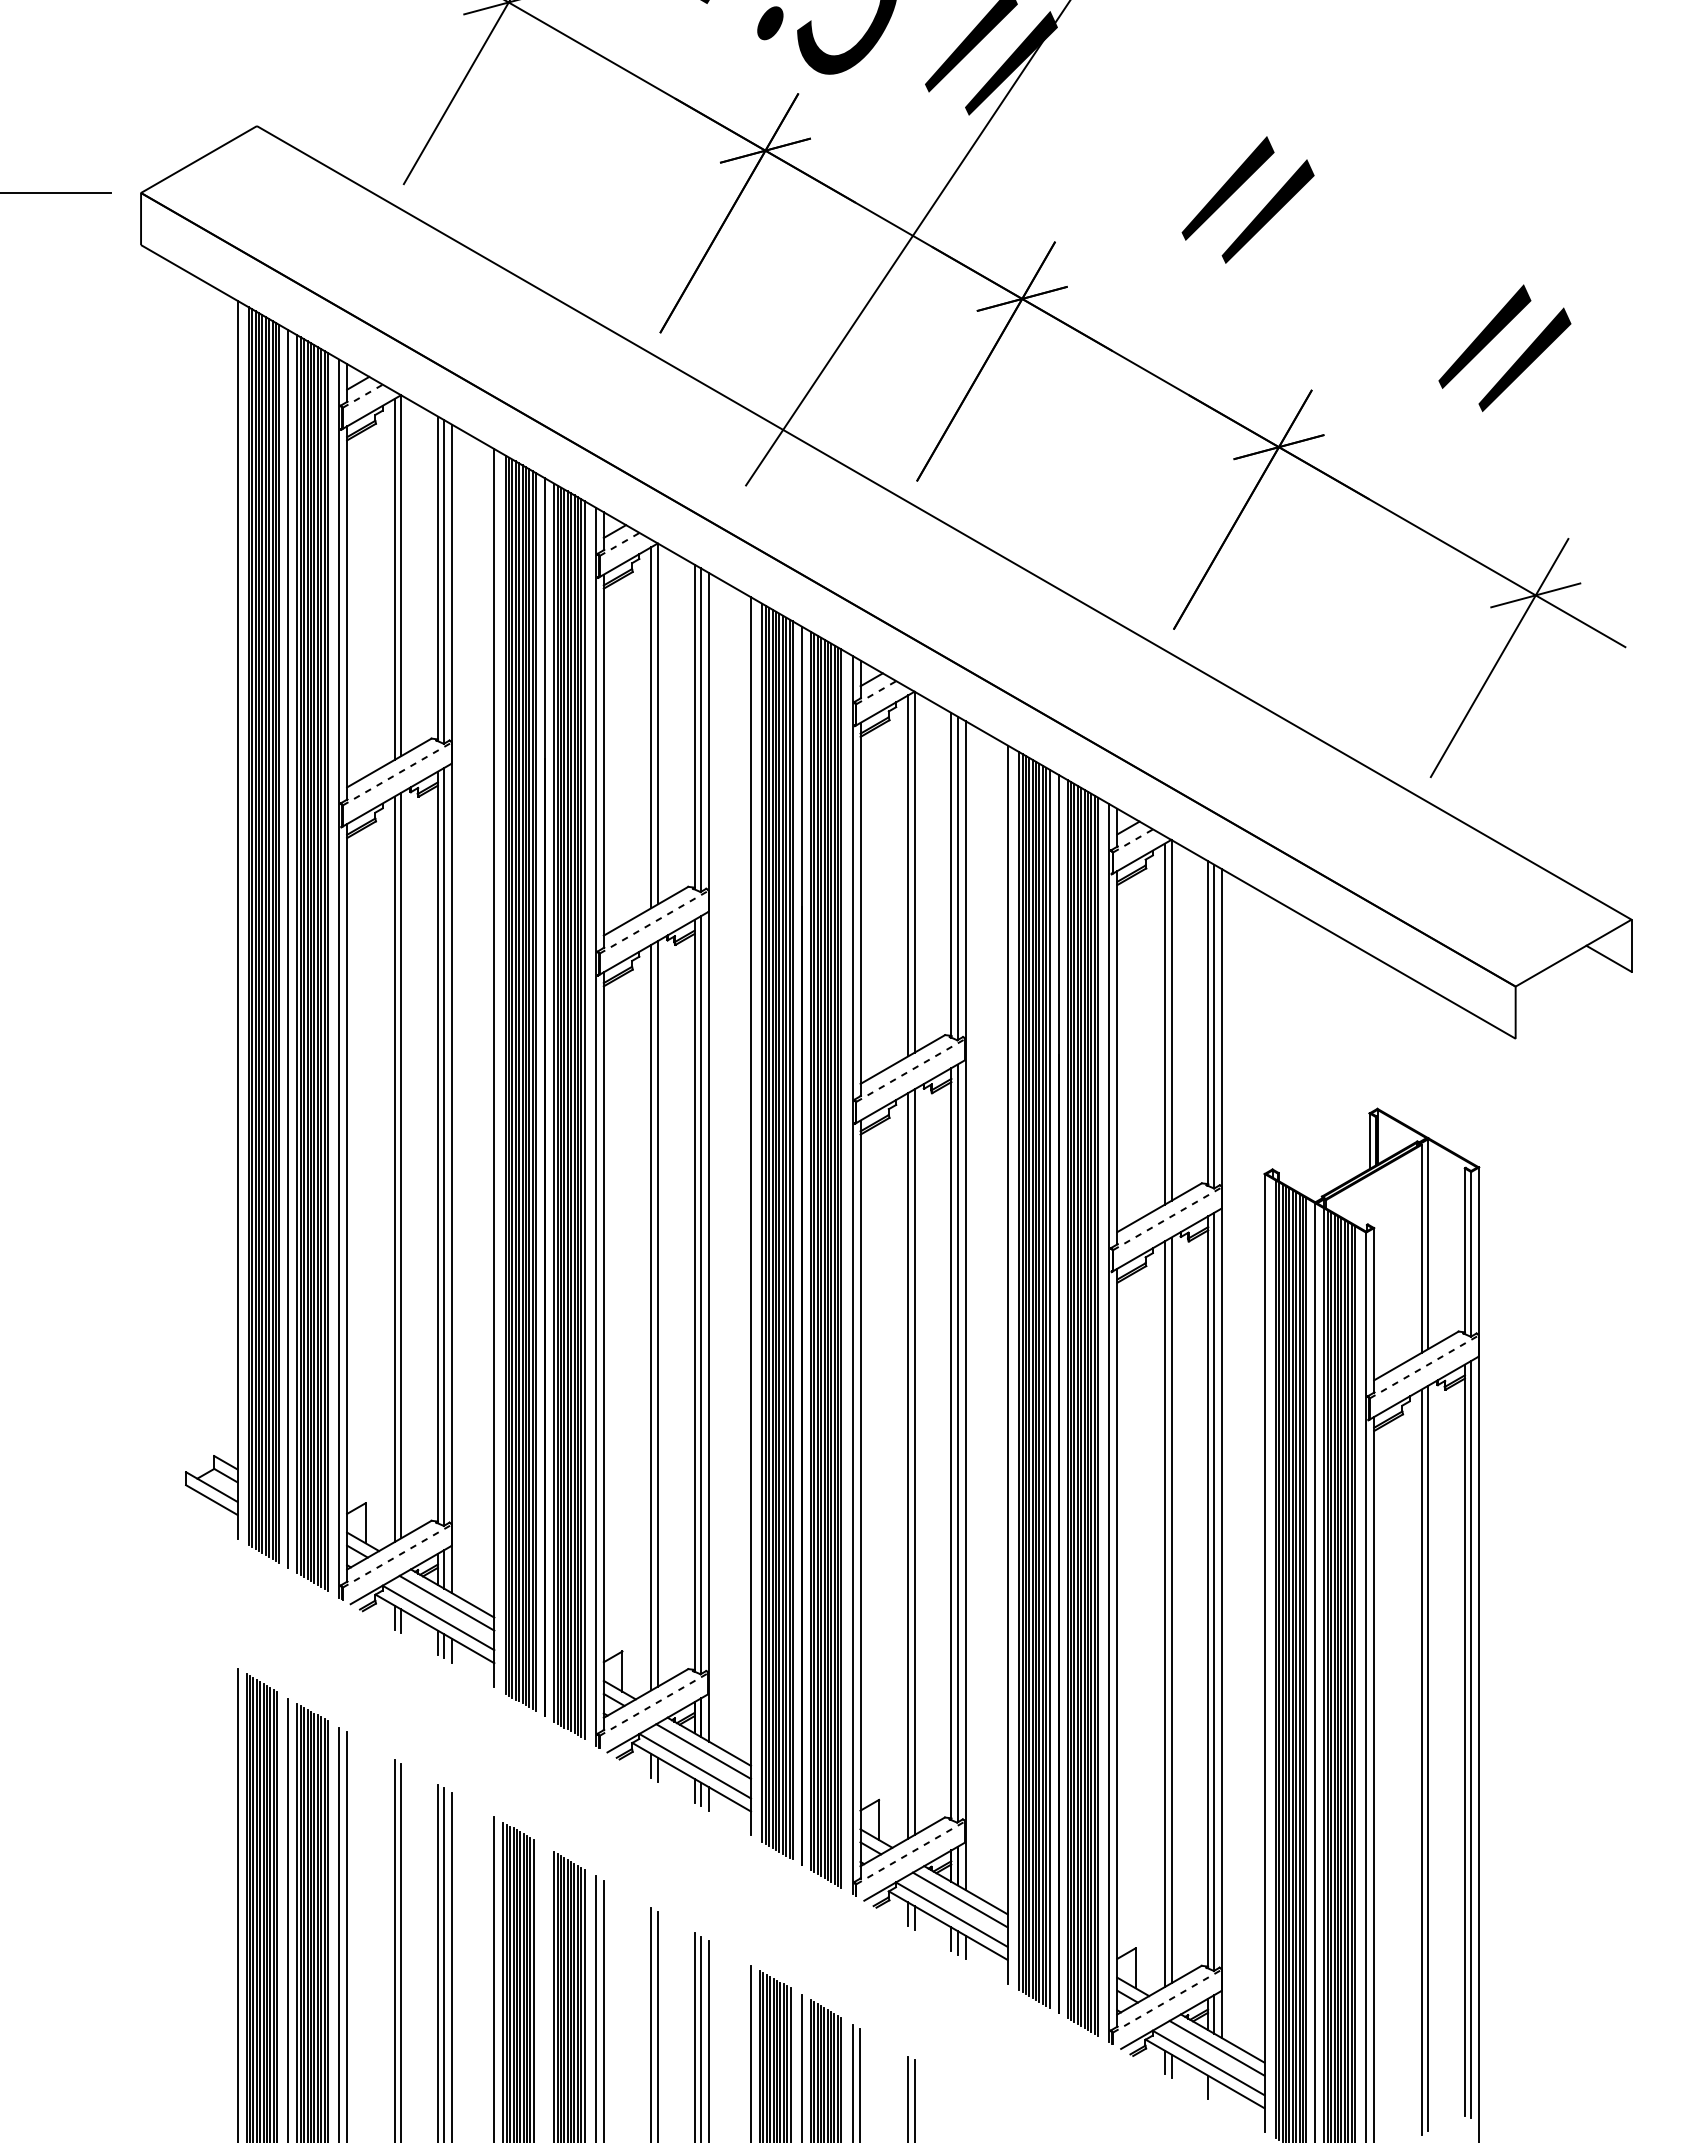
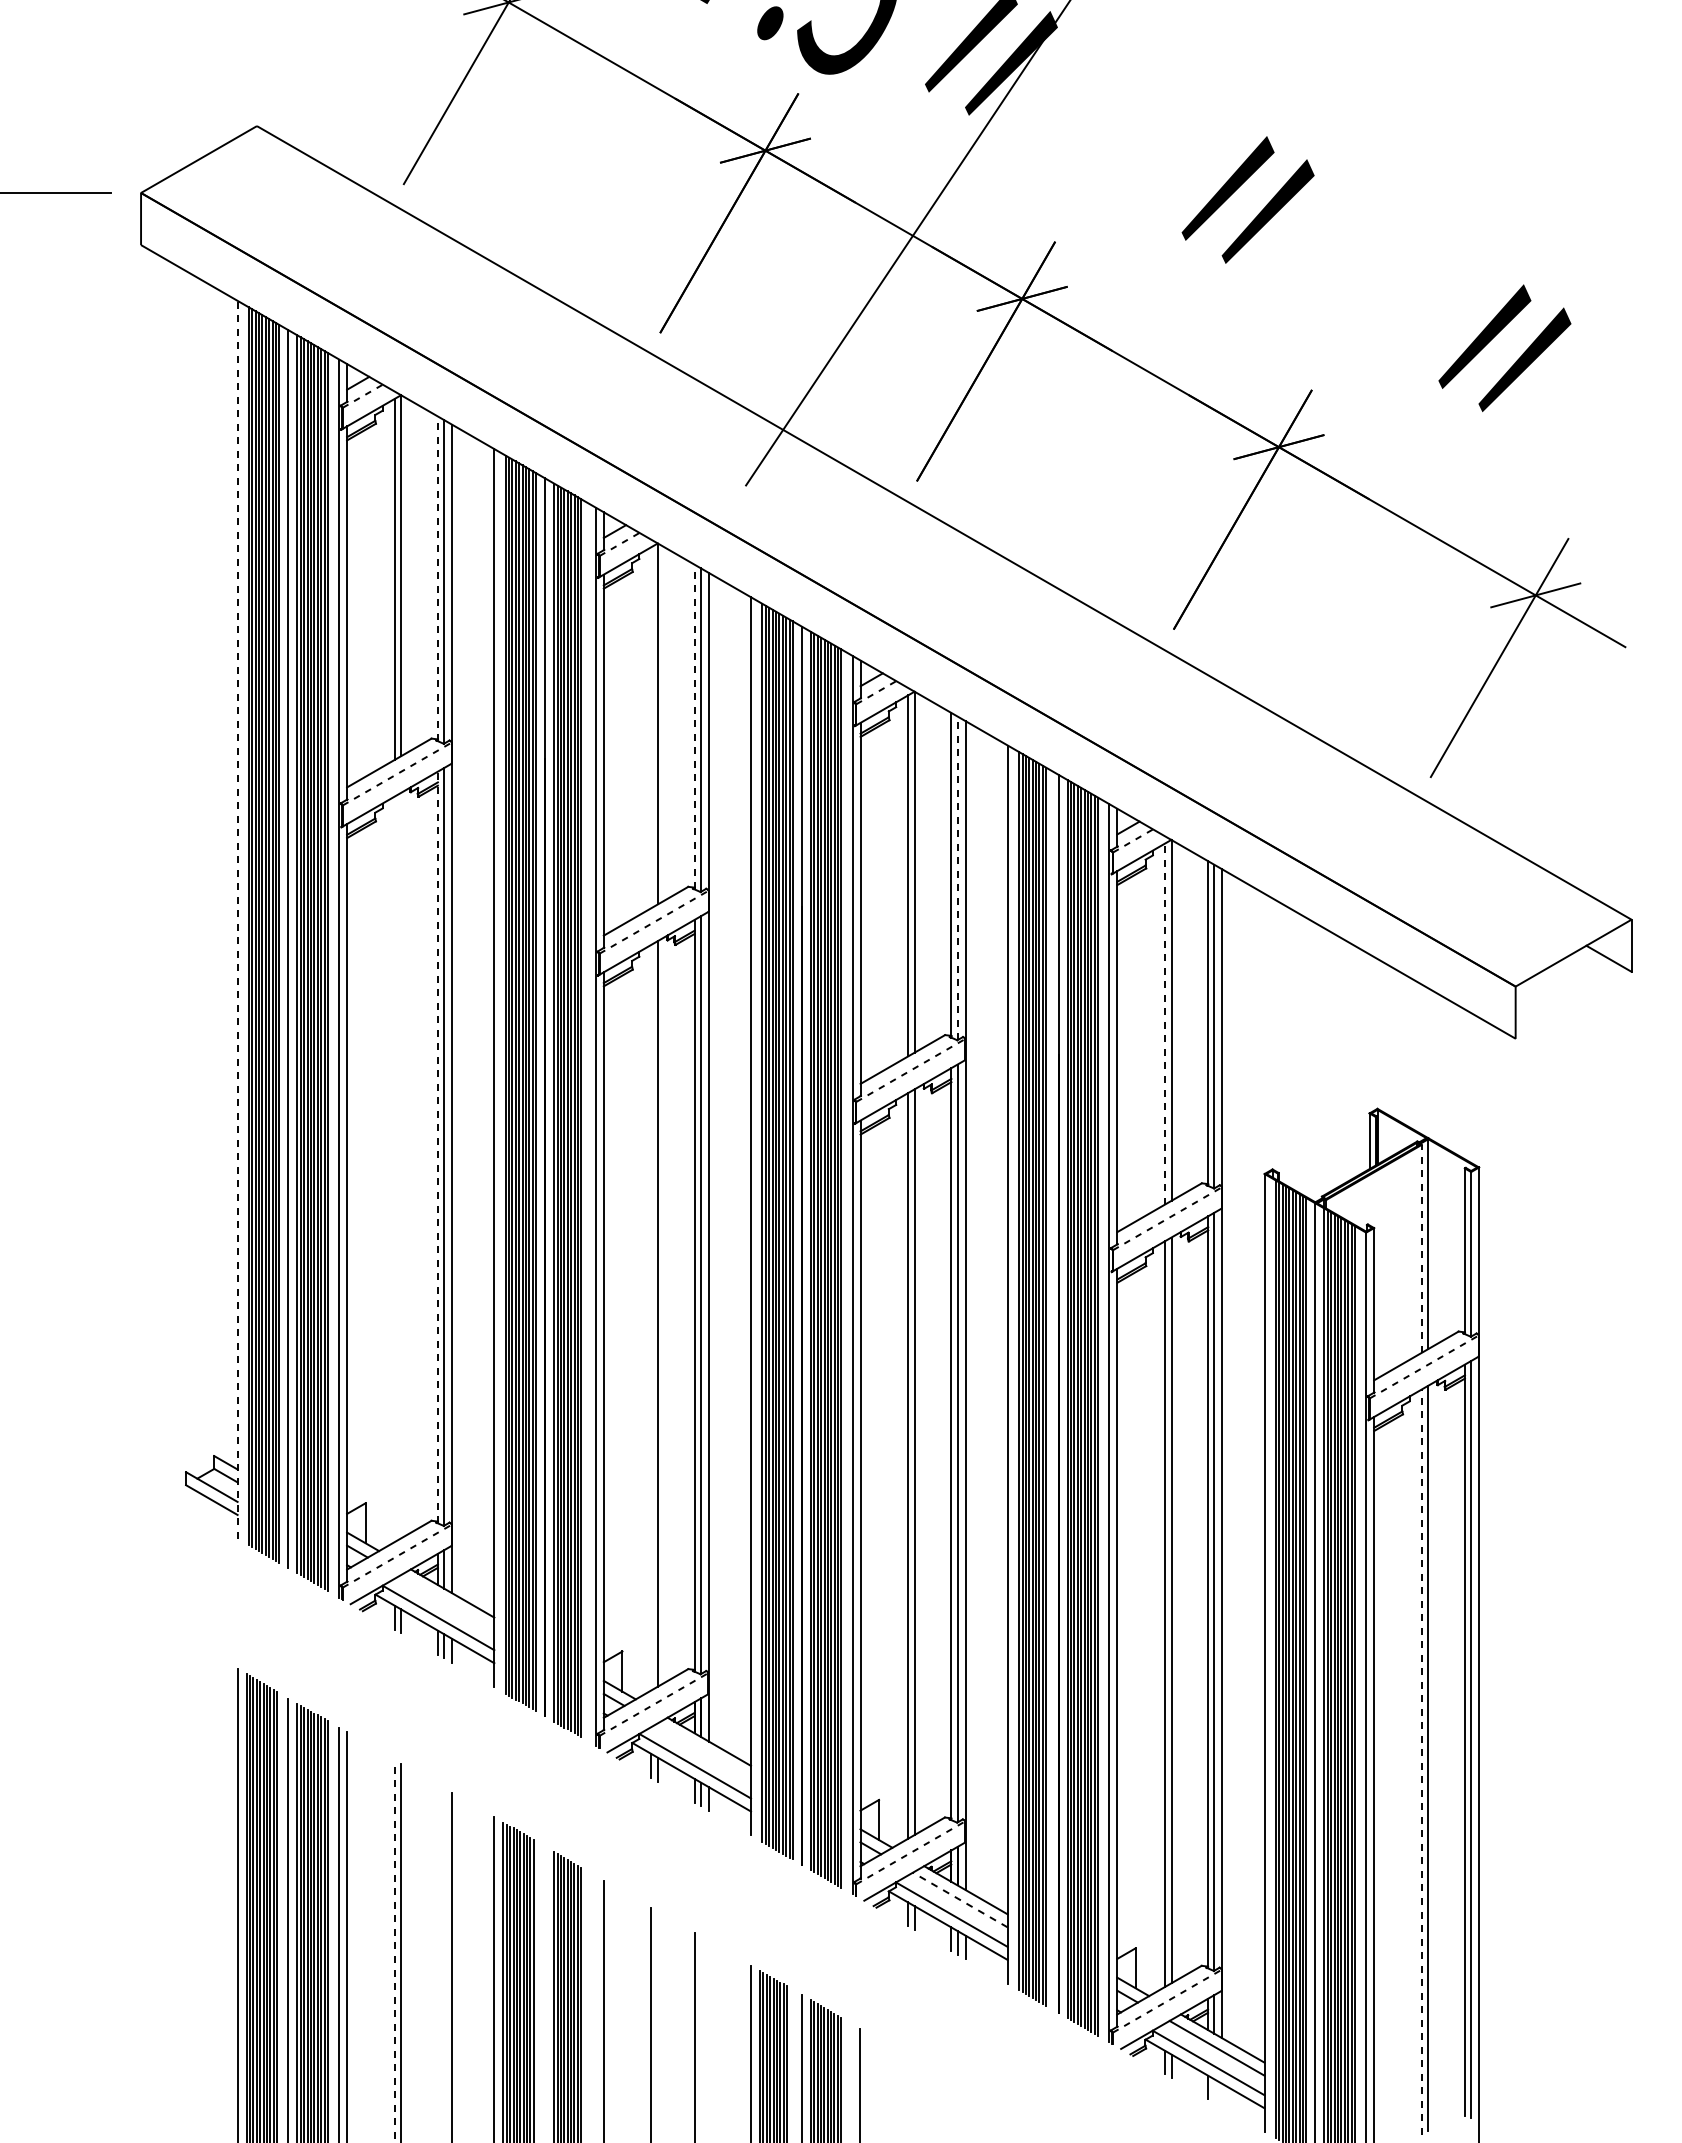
line: solid -> dashed (437, 578)
line: solid -> dashed (694, 726)
line: present -> none (651, 727)
line: solid -> dashed (957, 878)
line: solid -> dashed (237, 919)
line: solid -> dashed (1164, 1023)
line: present -> none (584, 1120)
line: solid -> dashed (437, 1147)
line: present -> none (401, 1165)
line: present -> none (394, 1169)
line: solid -> dashed (1421, 1248)
line: present -> none (651, 1317)
line: present -> none (1049, 1388)
line: present -> none (446, 1602)
line: present -> none (703, 1751)
line: solid -> dashed (1421, 1762)
line: solid -> dashed (960, 1900)
line: solid -> dashed (394, 1950)
line: present -> none (437, 1961)
line: present -> none (444, 1963)
line: present -> none (584, 2004)
line: present -> none (595, 2007)
line: present -> none (657, 2025)
line: present -> none (700, 2037)
line: present -> none (708, 2040)
line: present -> none (790, 2063)
line: present -> none (852, 2081)
line: present -> none (908, 2097)
line: present -> none (914, 2099)
